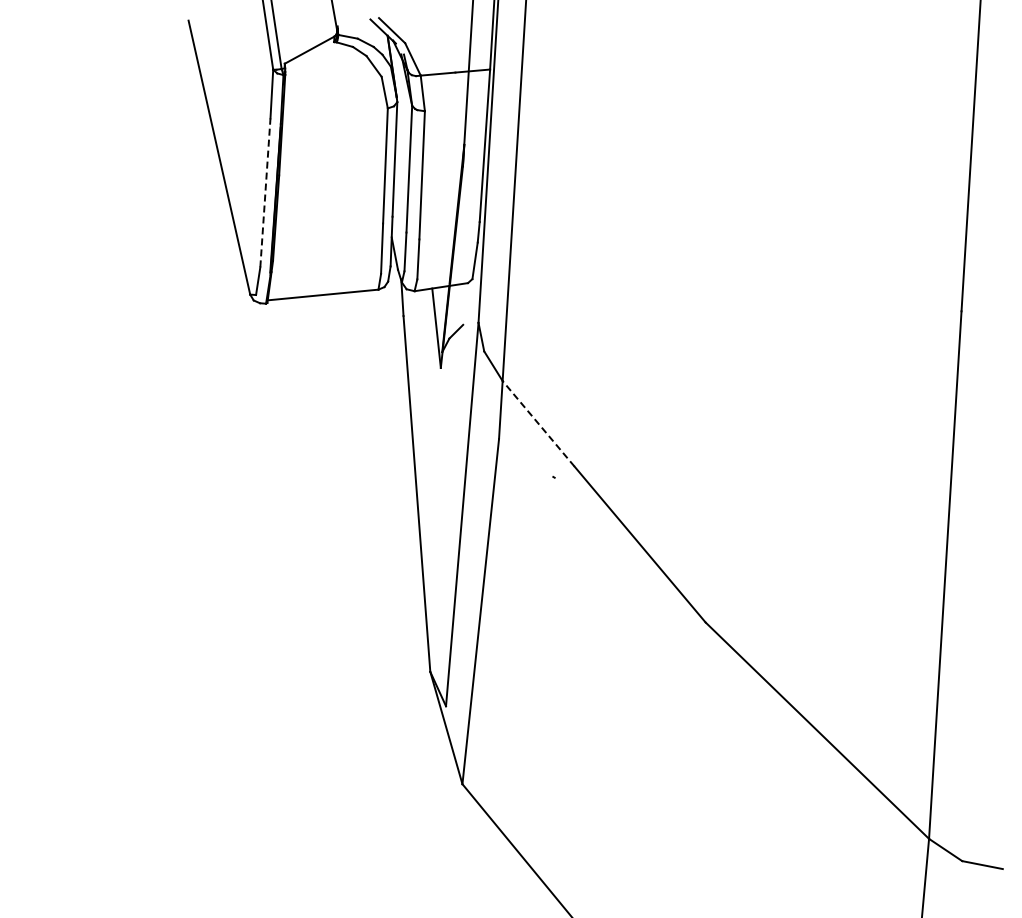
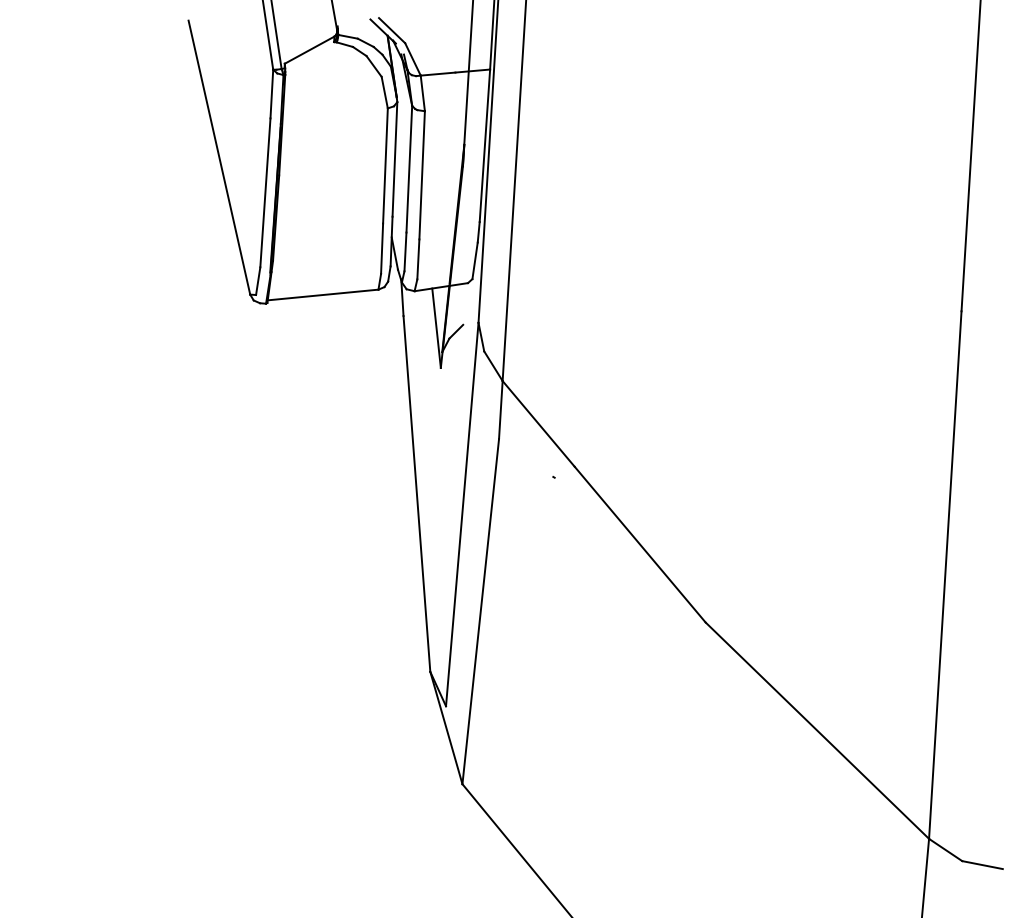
line: dashed -> solid (265, 192)
line: dashed -> solid (538, 423)
